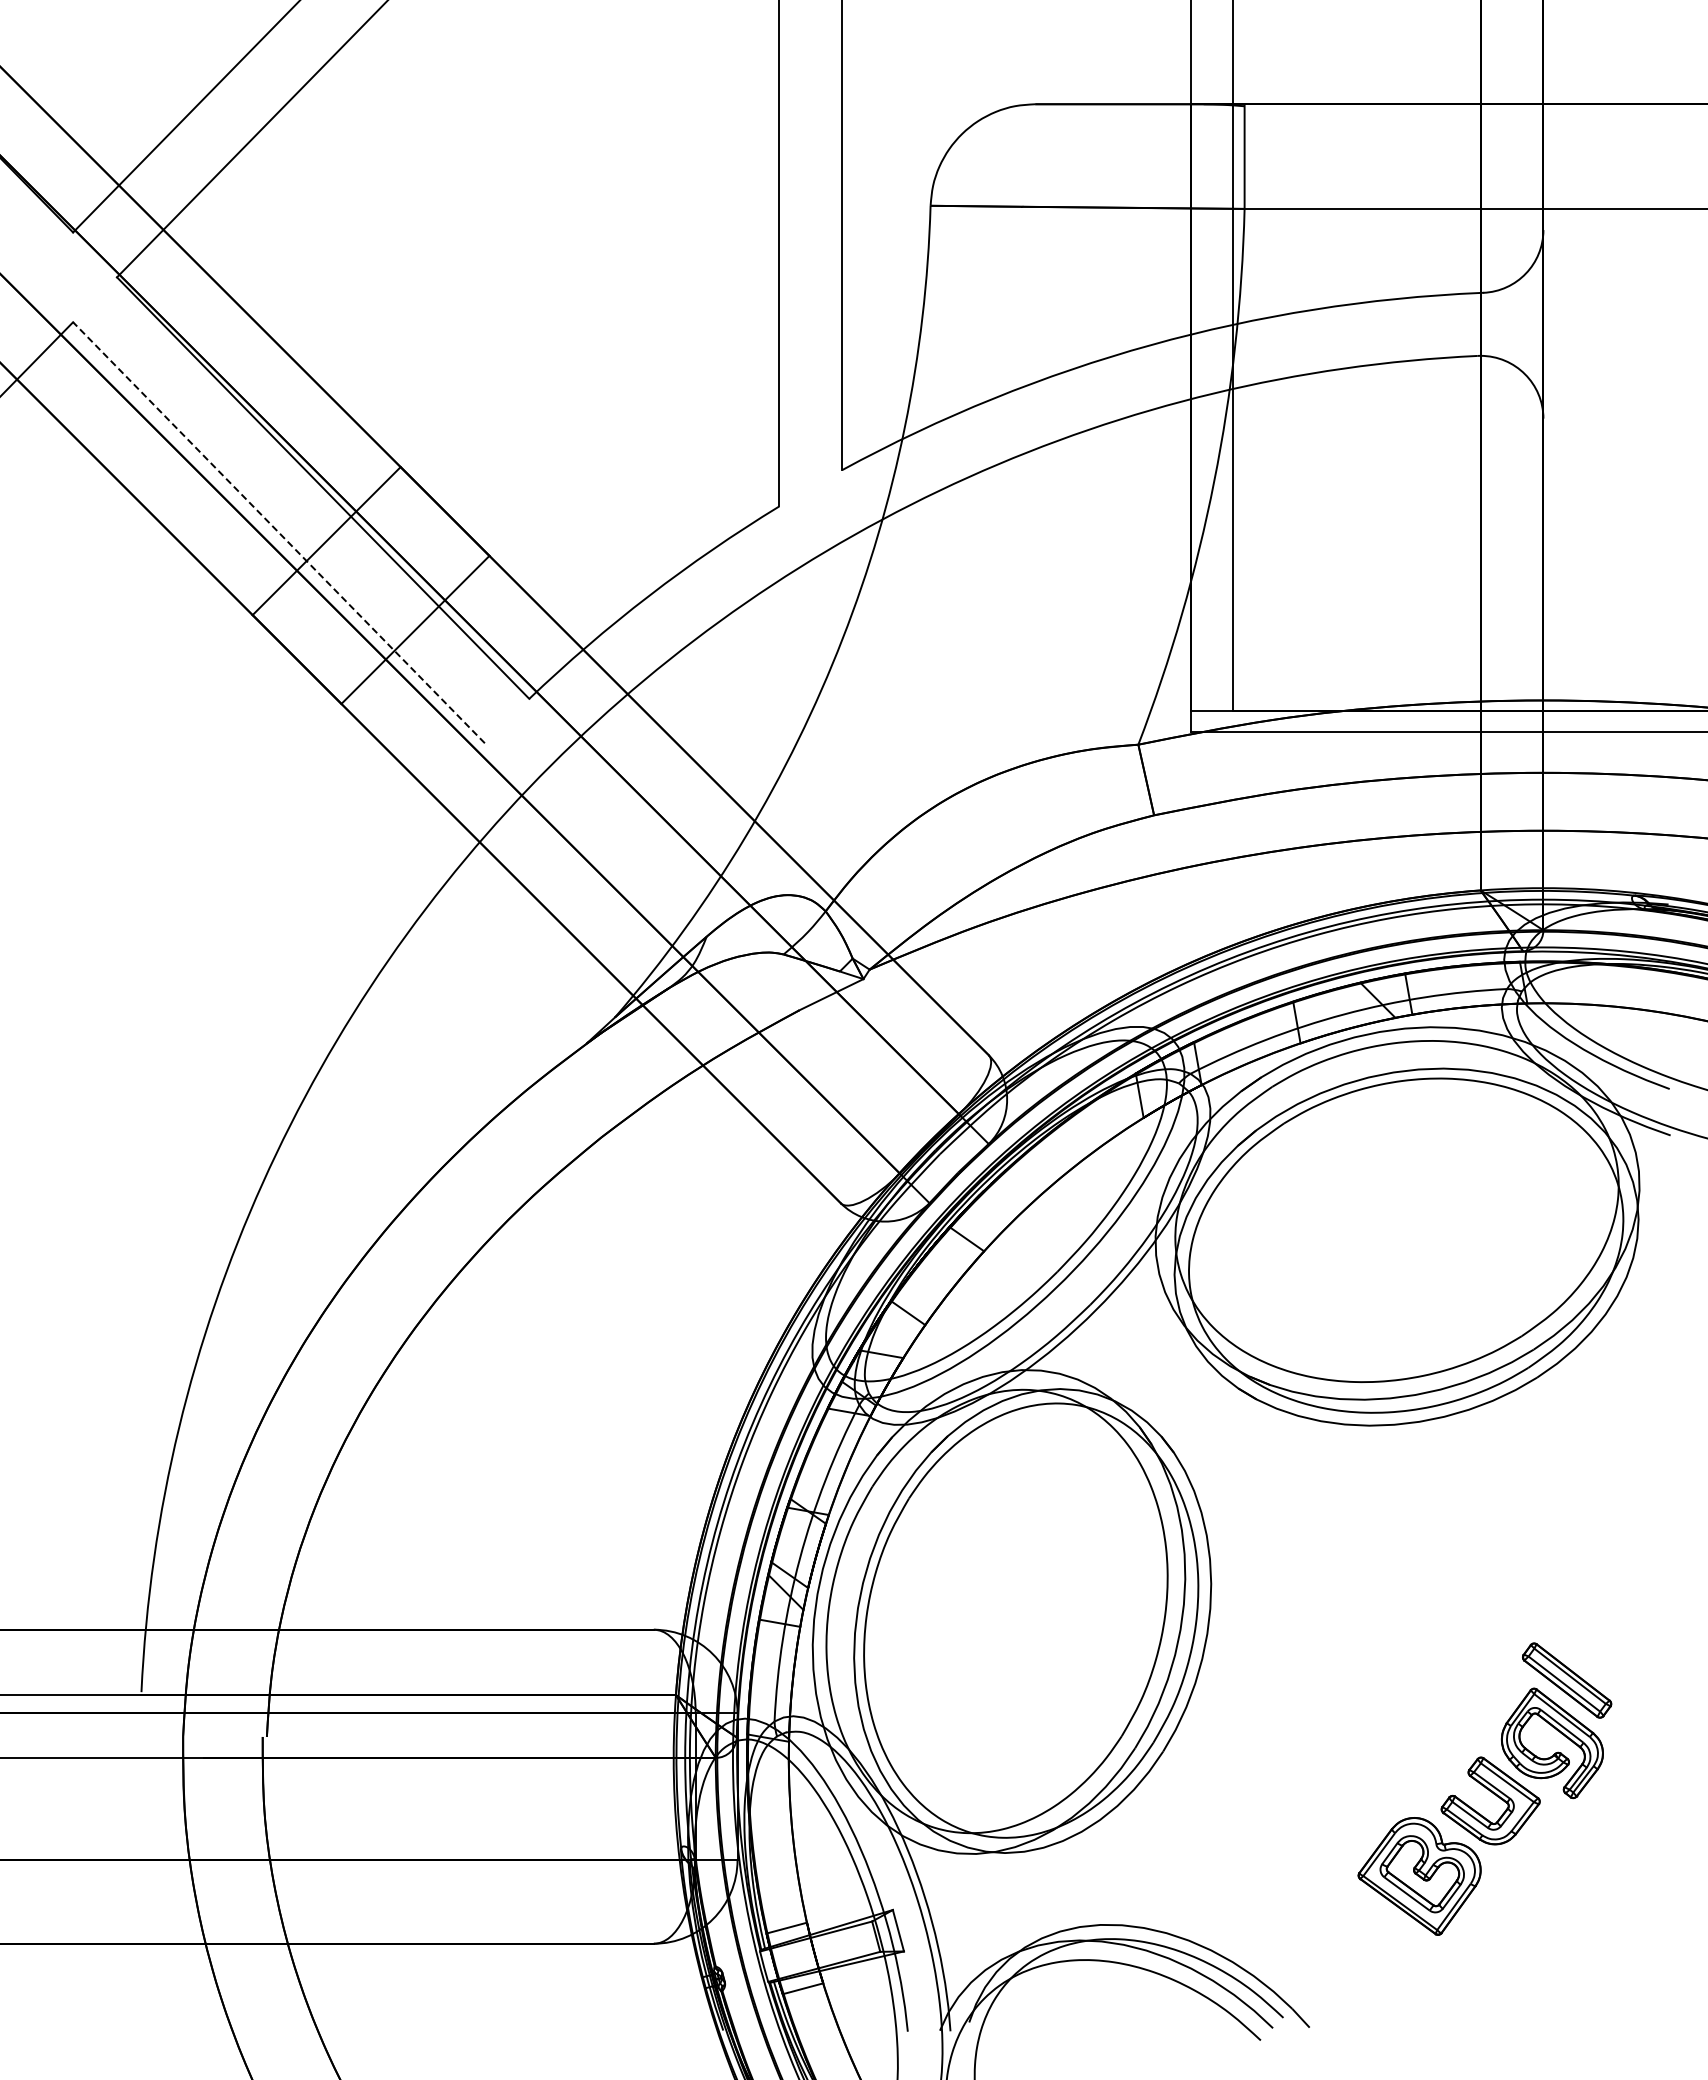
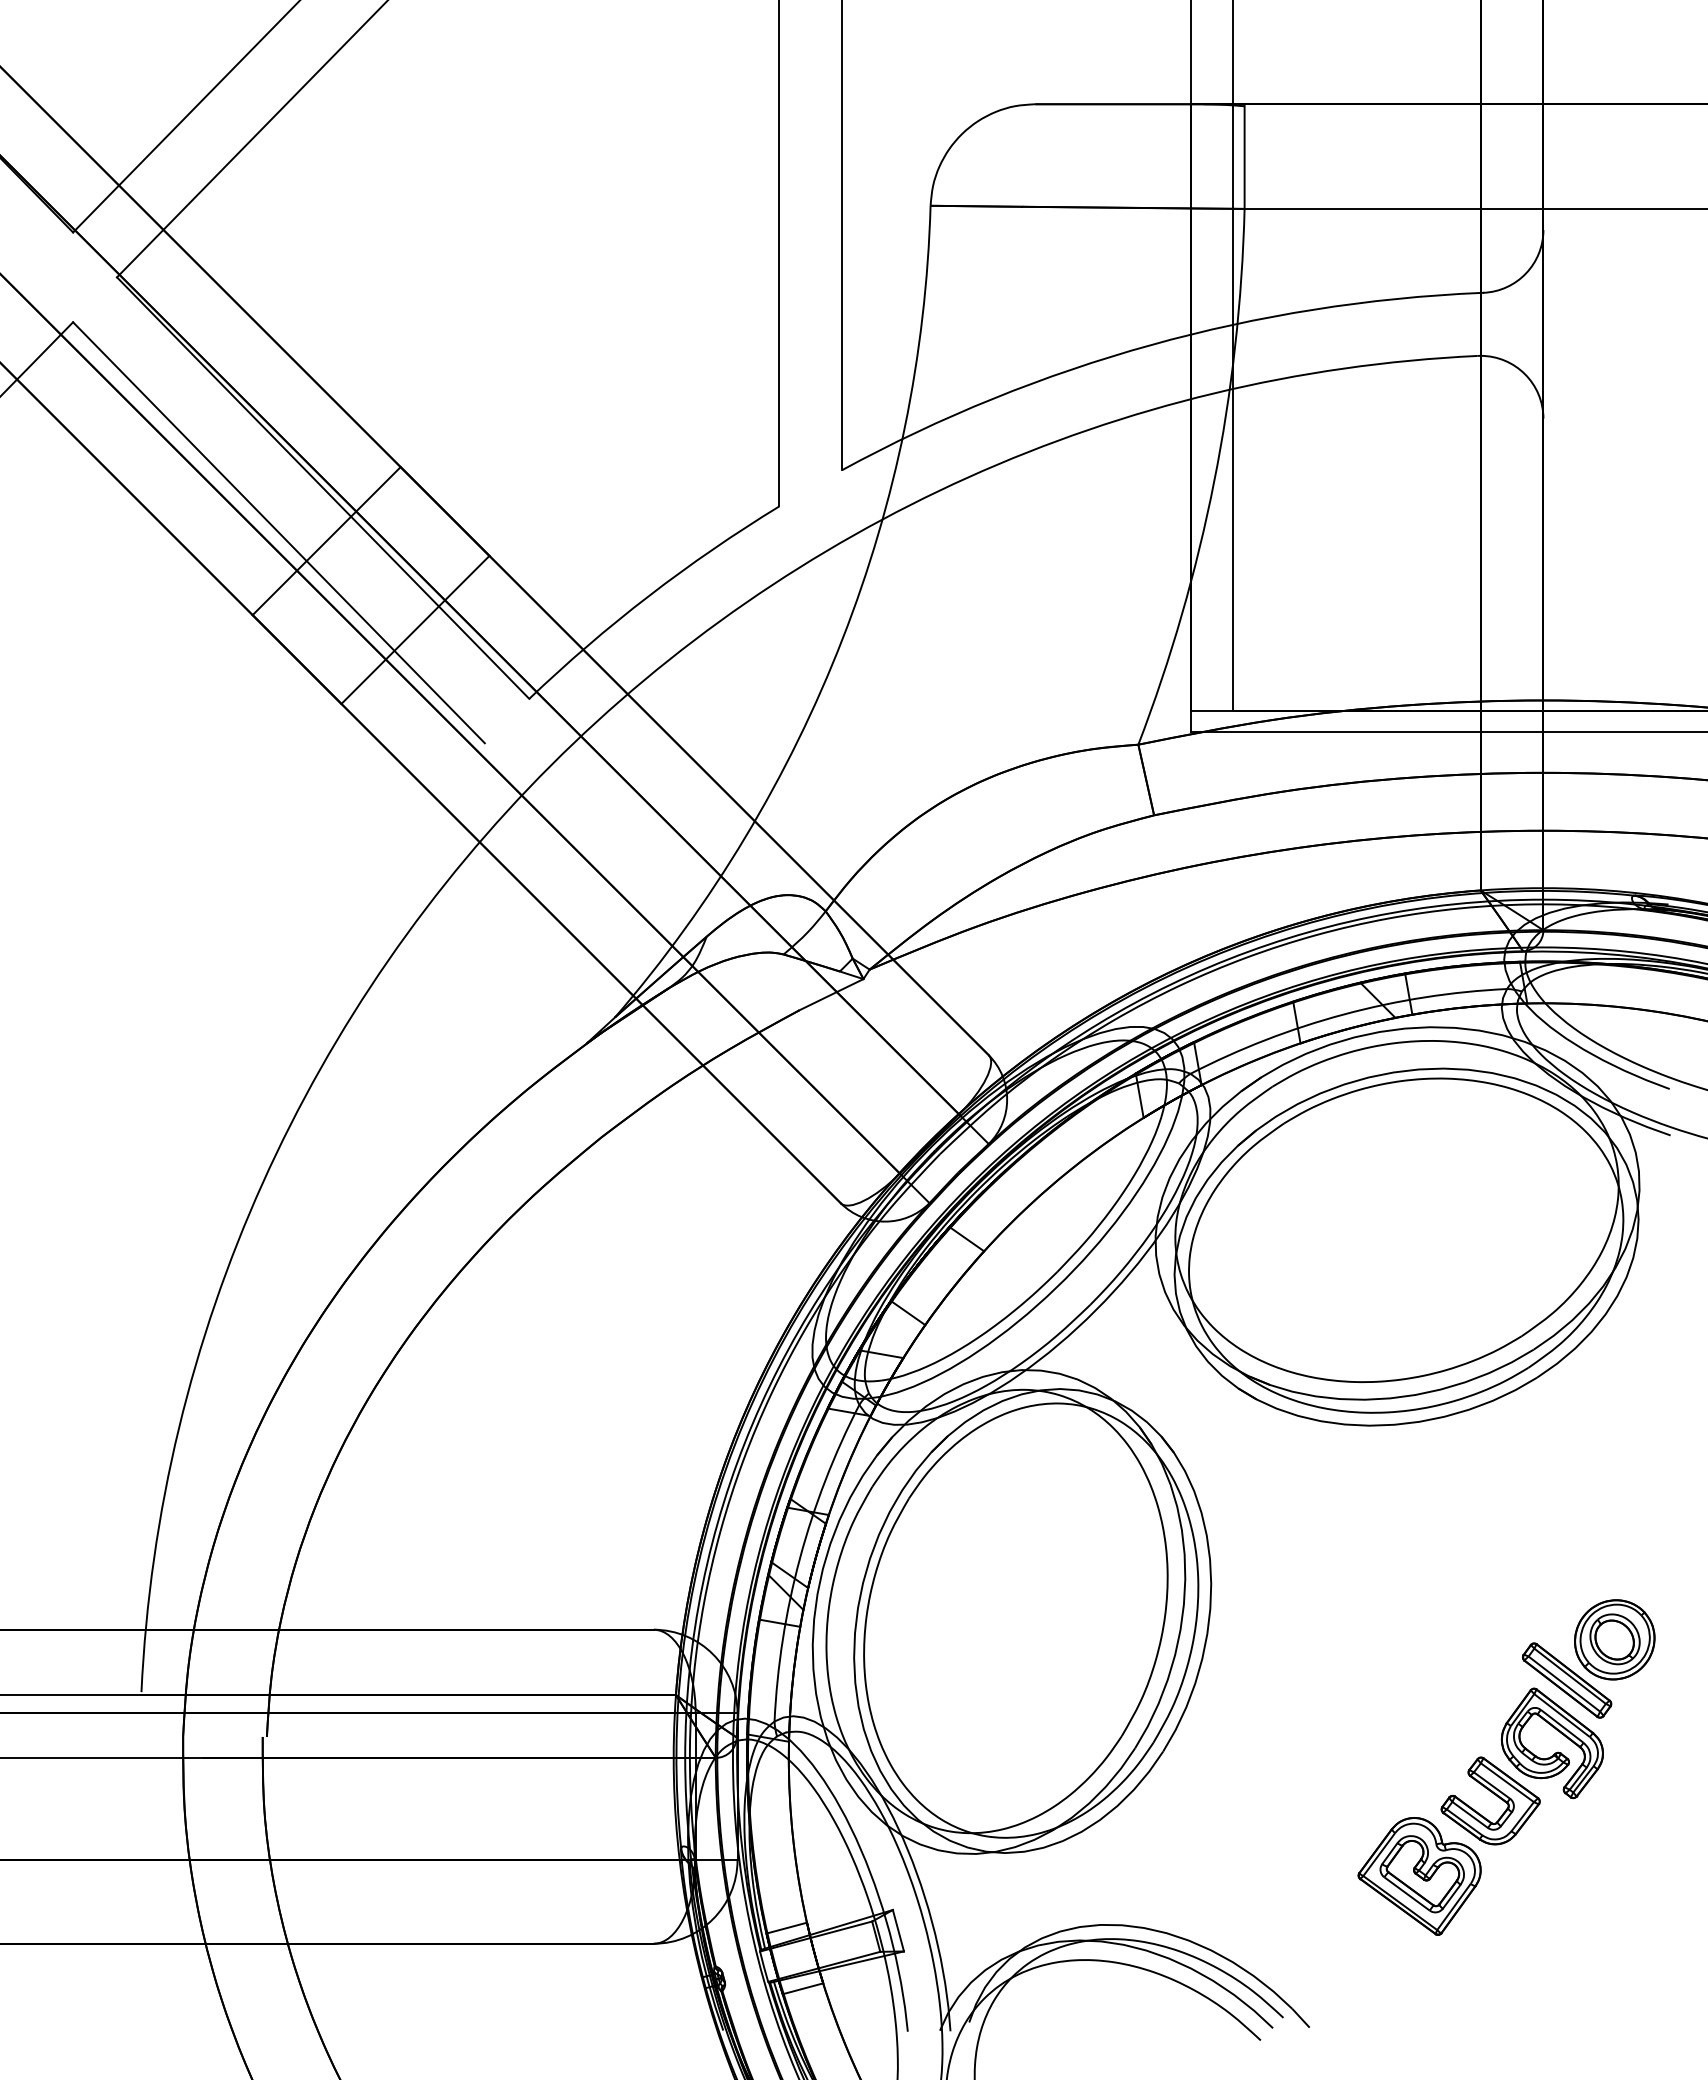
line: dashed -> solid (278, 532)
part: none -> present (1614, 1639)
